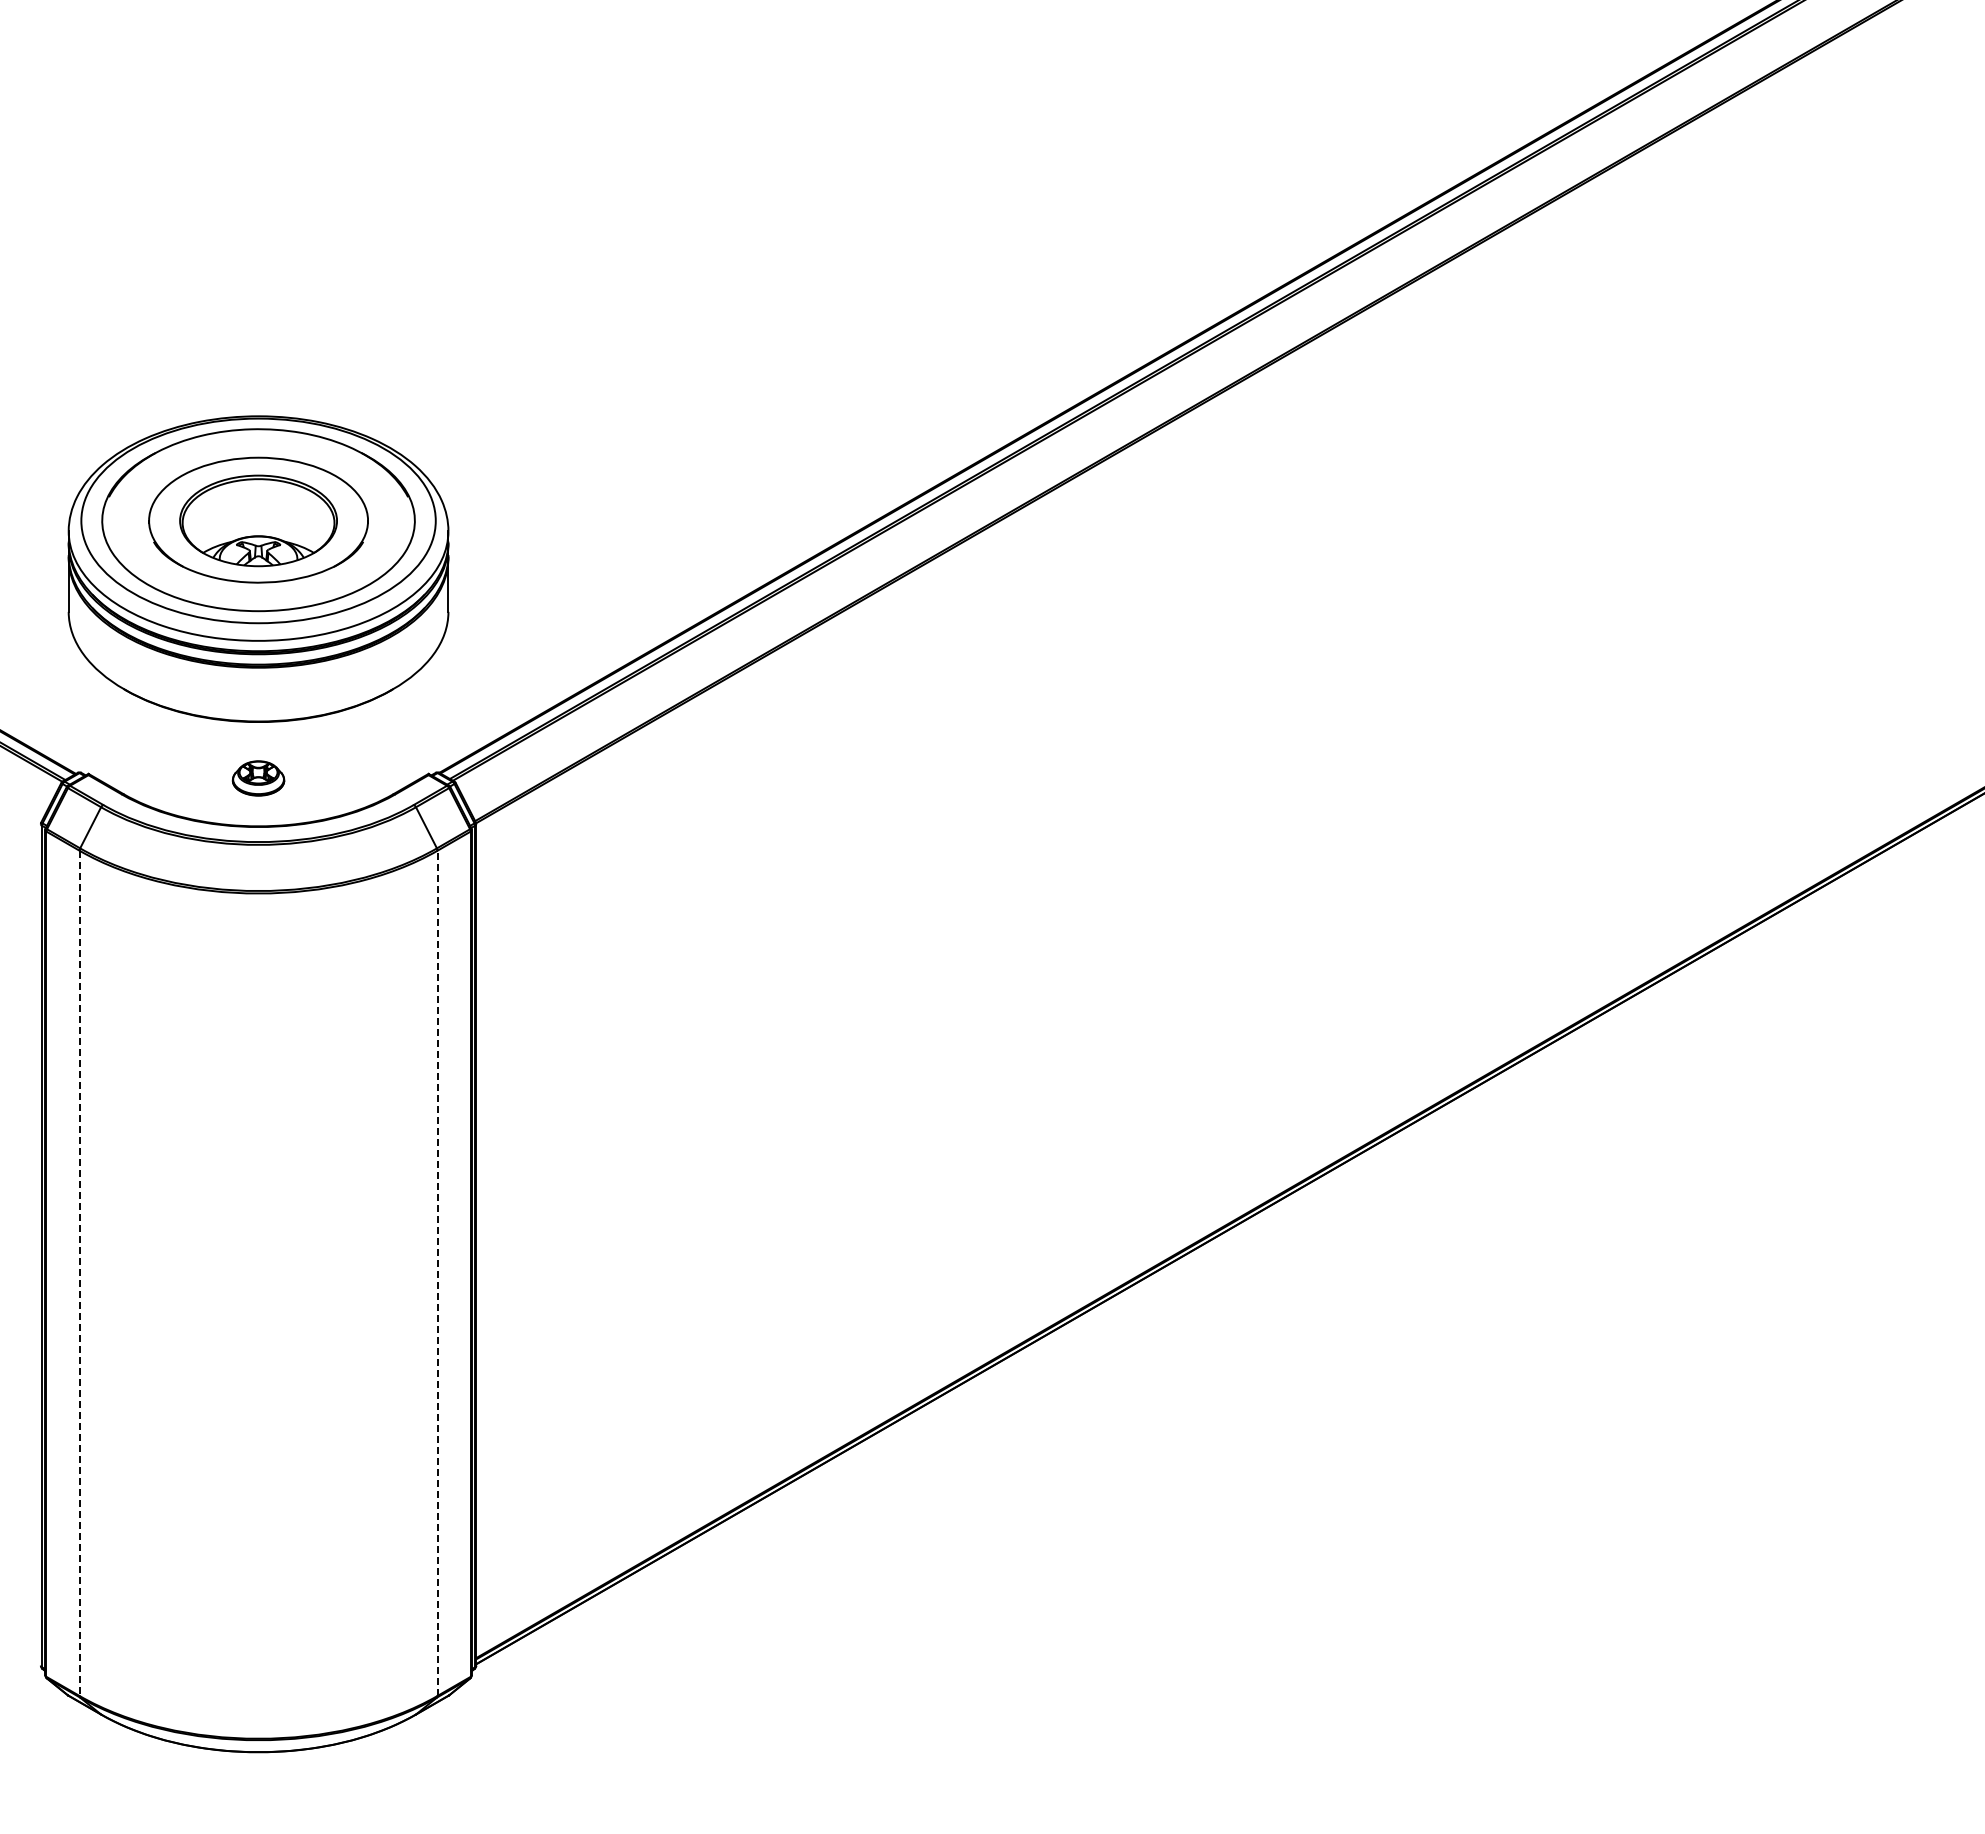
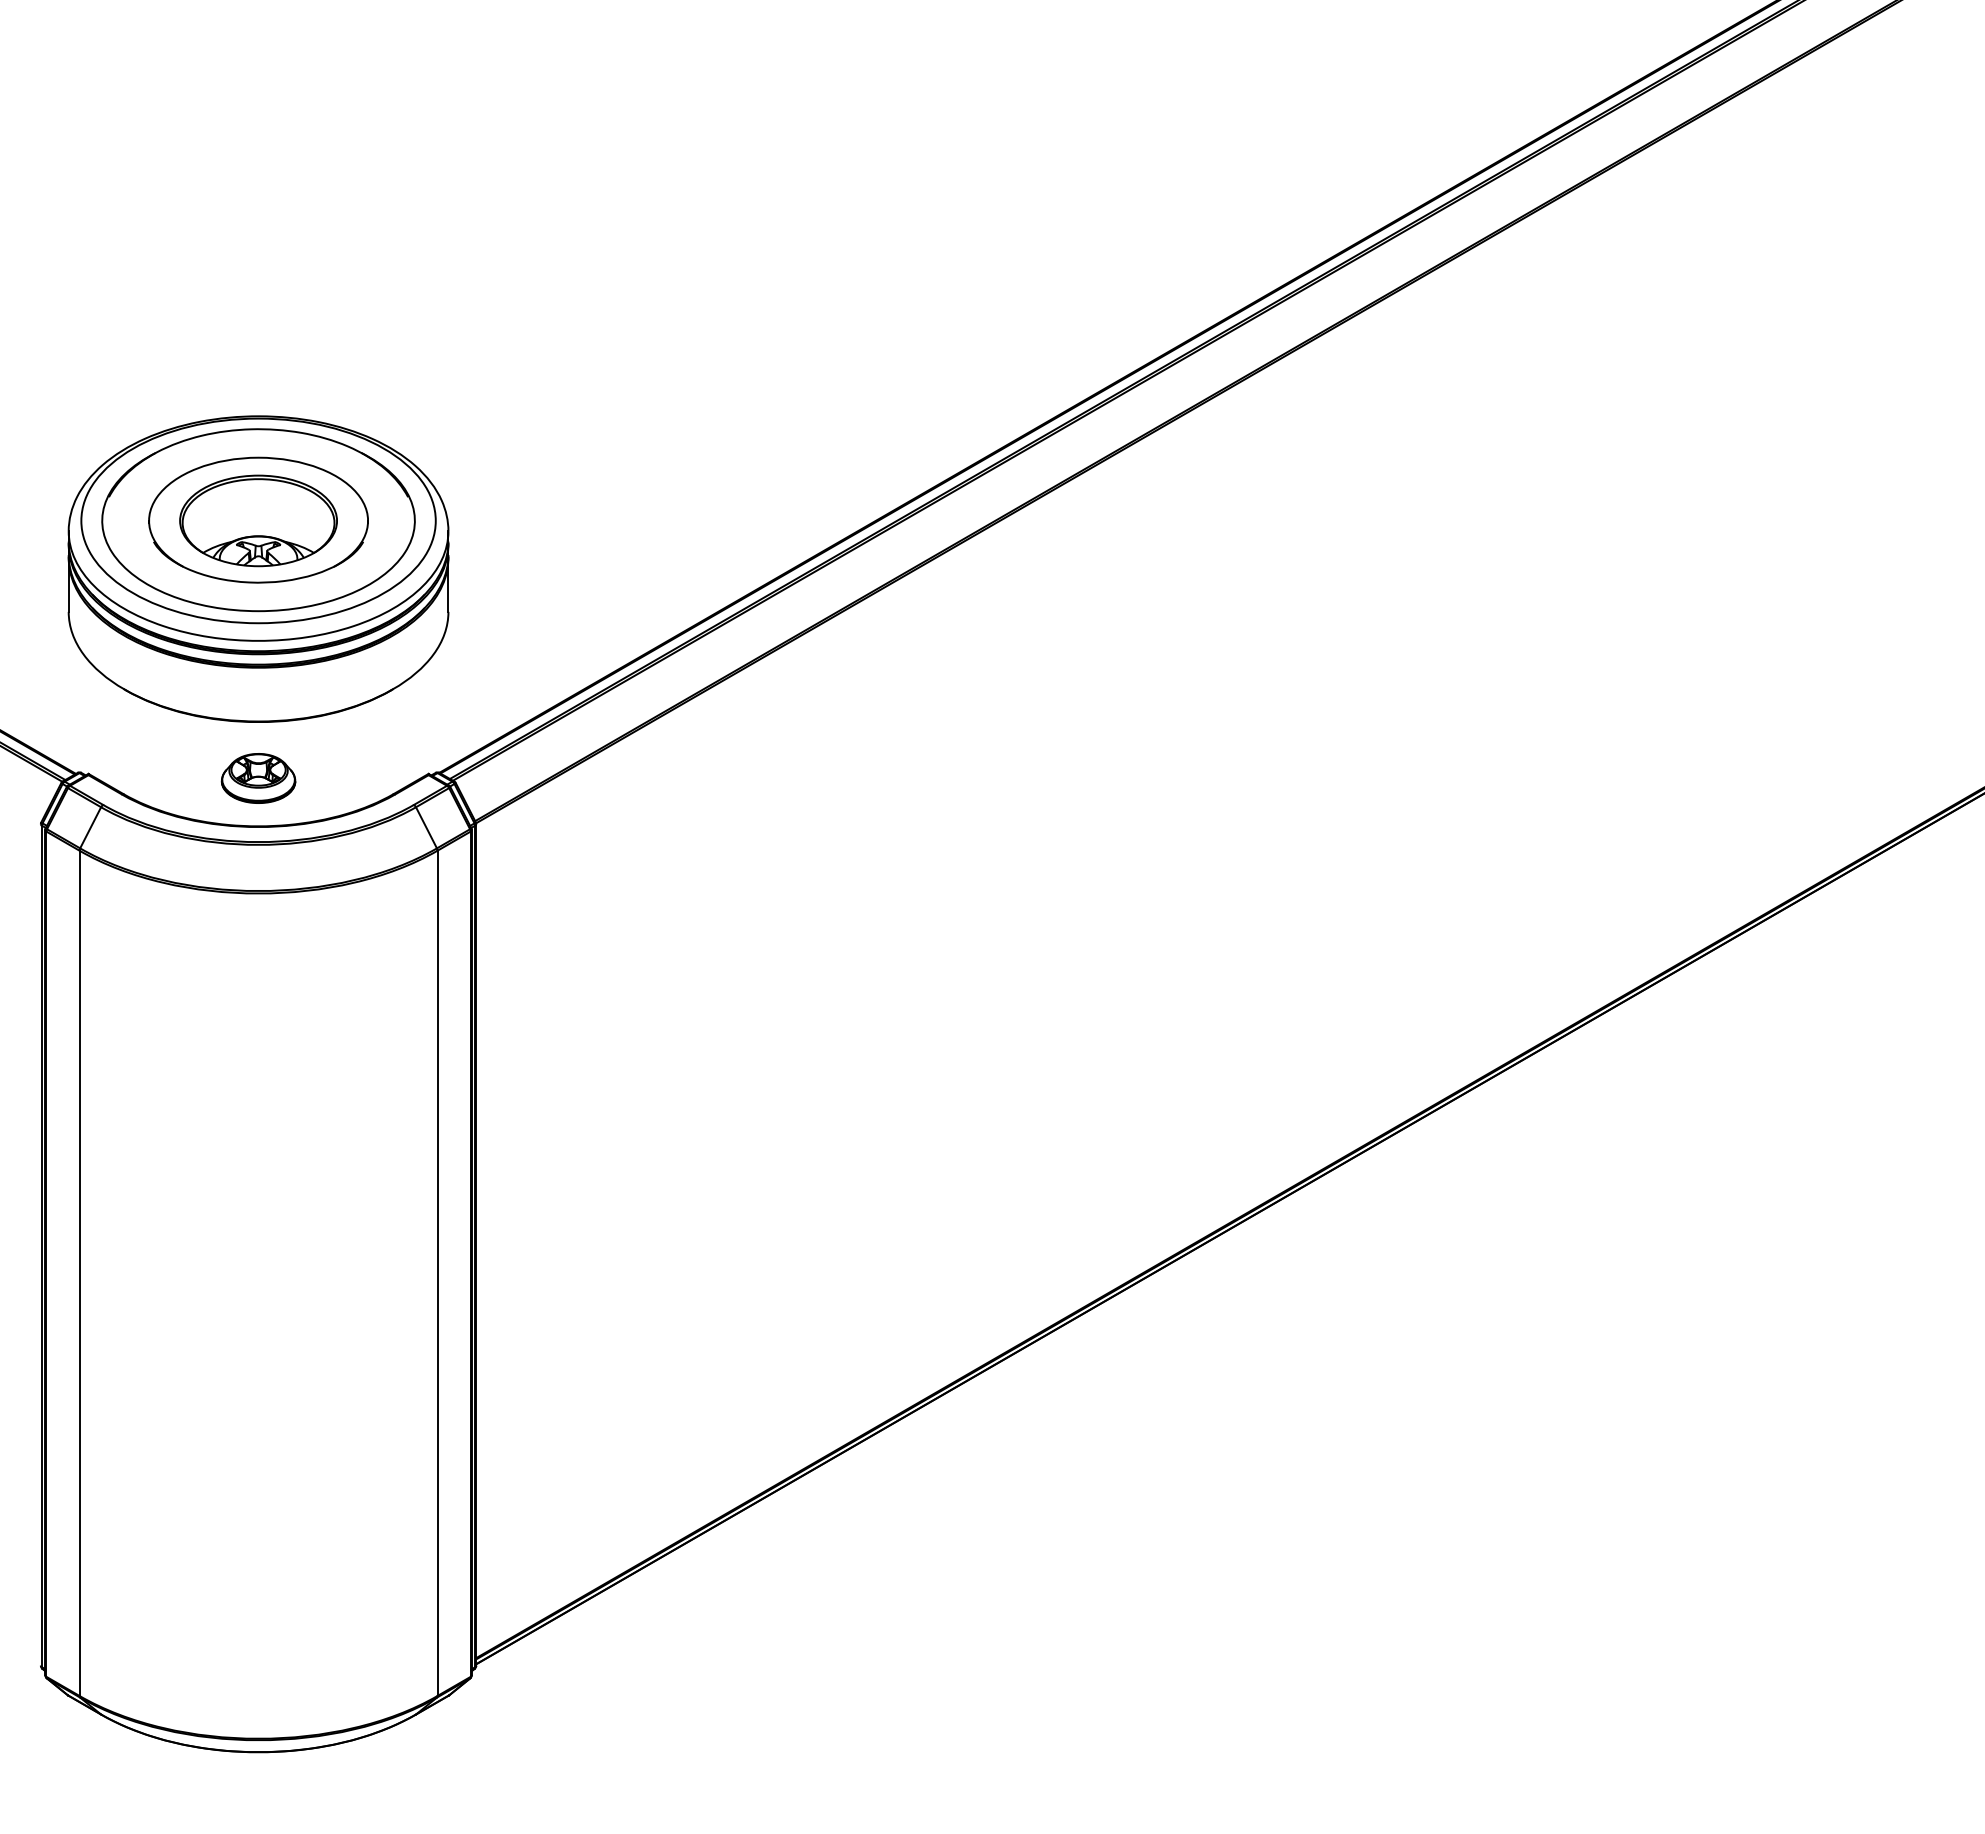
part size: 55x37 px -> 77x51 px (258, 778)
line: dashed -> solid (79, 1273)
line: dashed -> solid (437, 1273)
